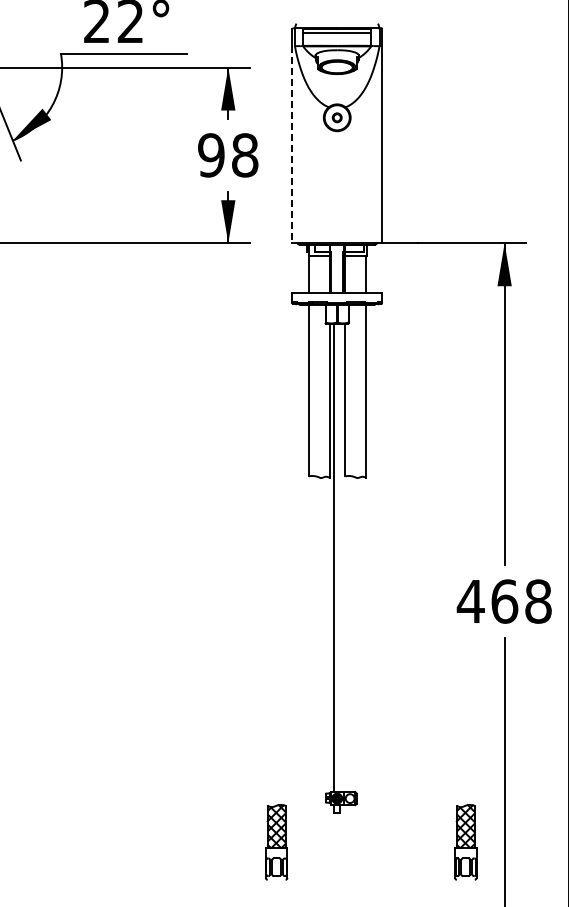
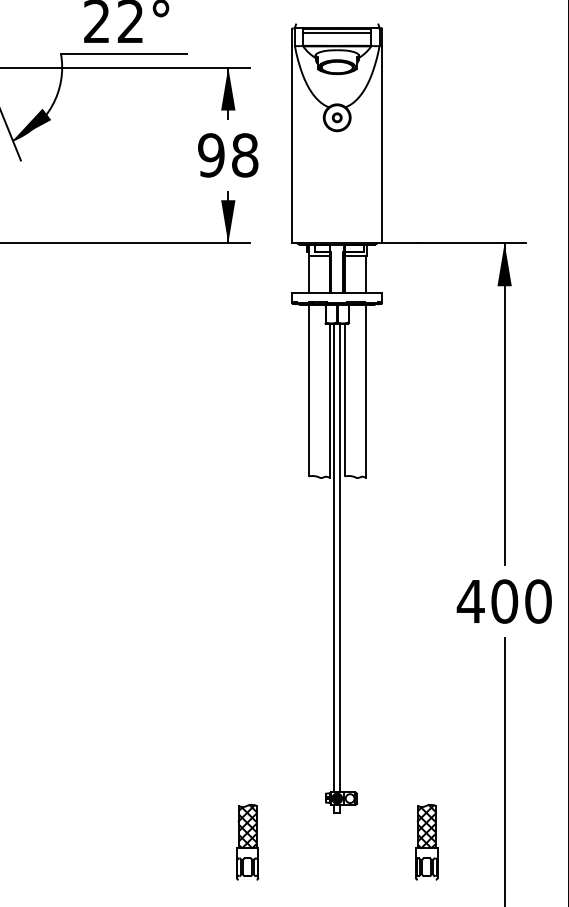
line: dashed -> solid (292, 144)
line: none -> present (340, 557)
text: 468 -> 400 (521, 601)
part position: (276, 842) -> (247, 842) (247, 842)
part position: (465, 842) -> (426, 842) (426, 842)
